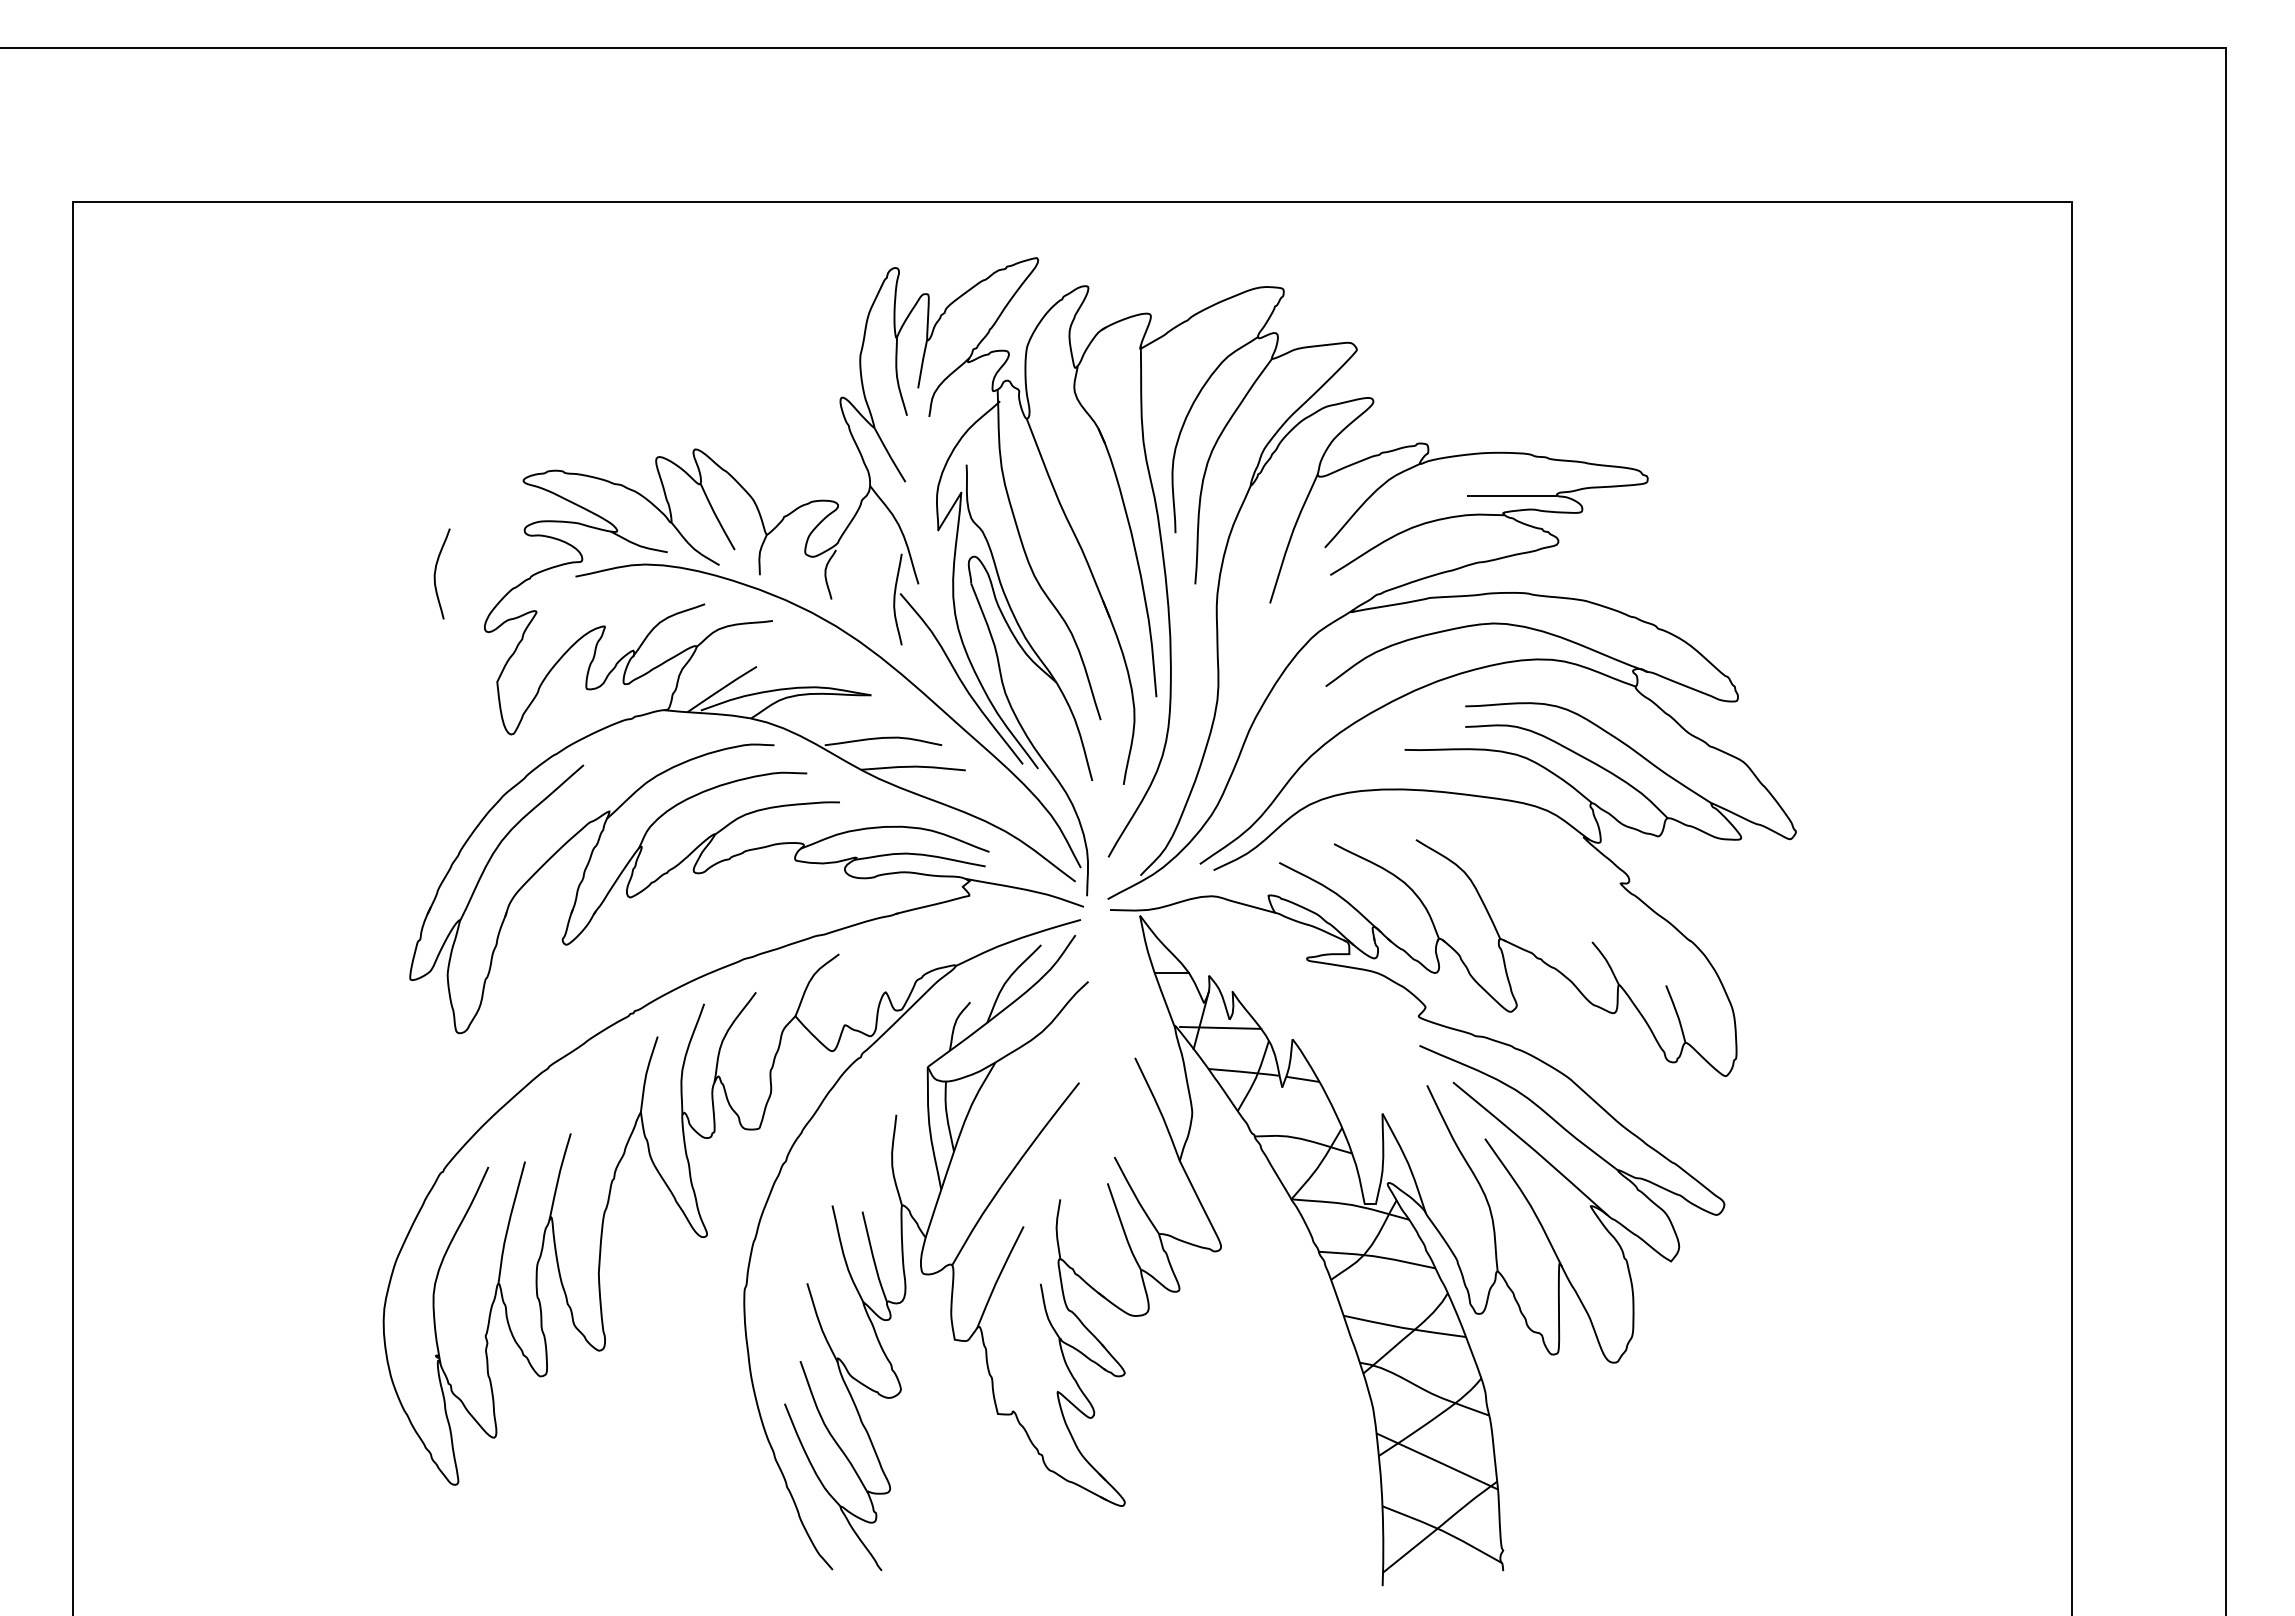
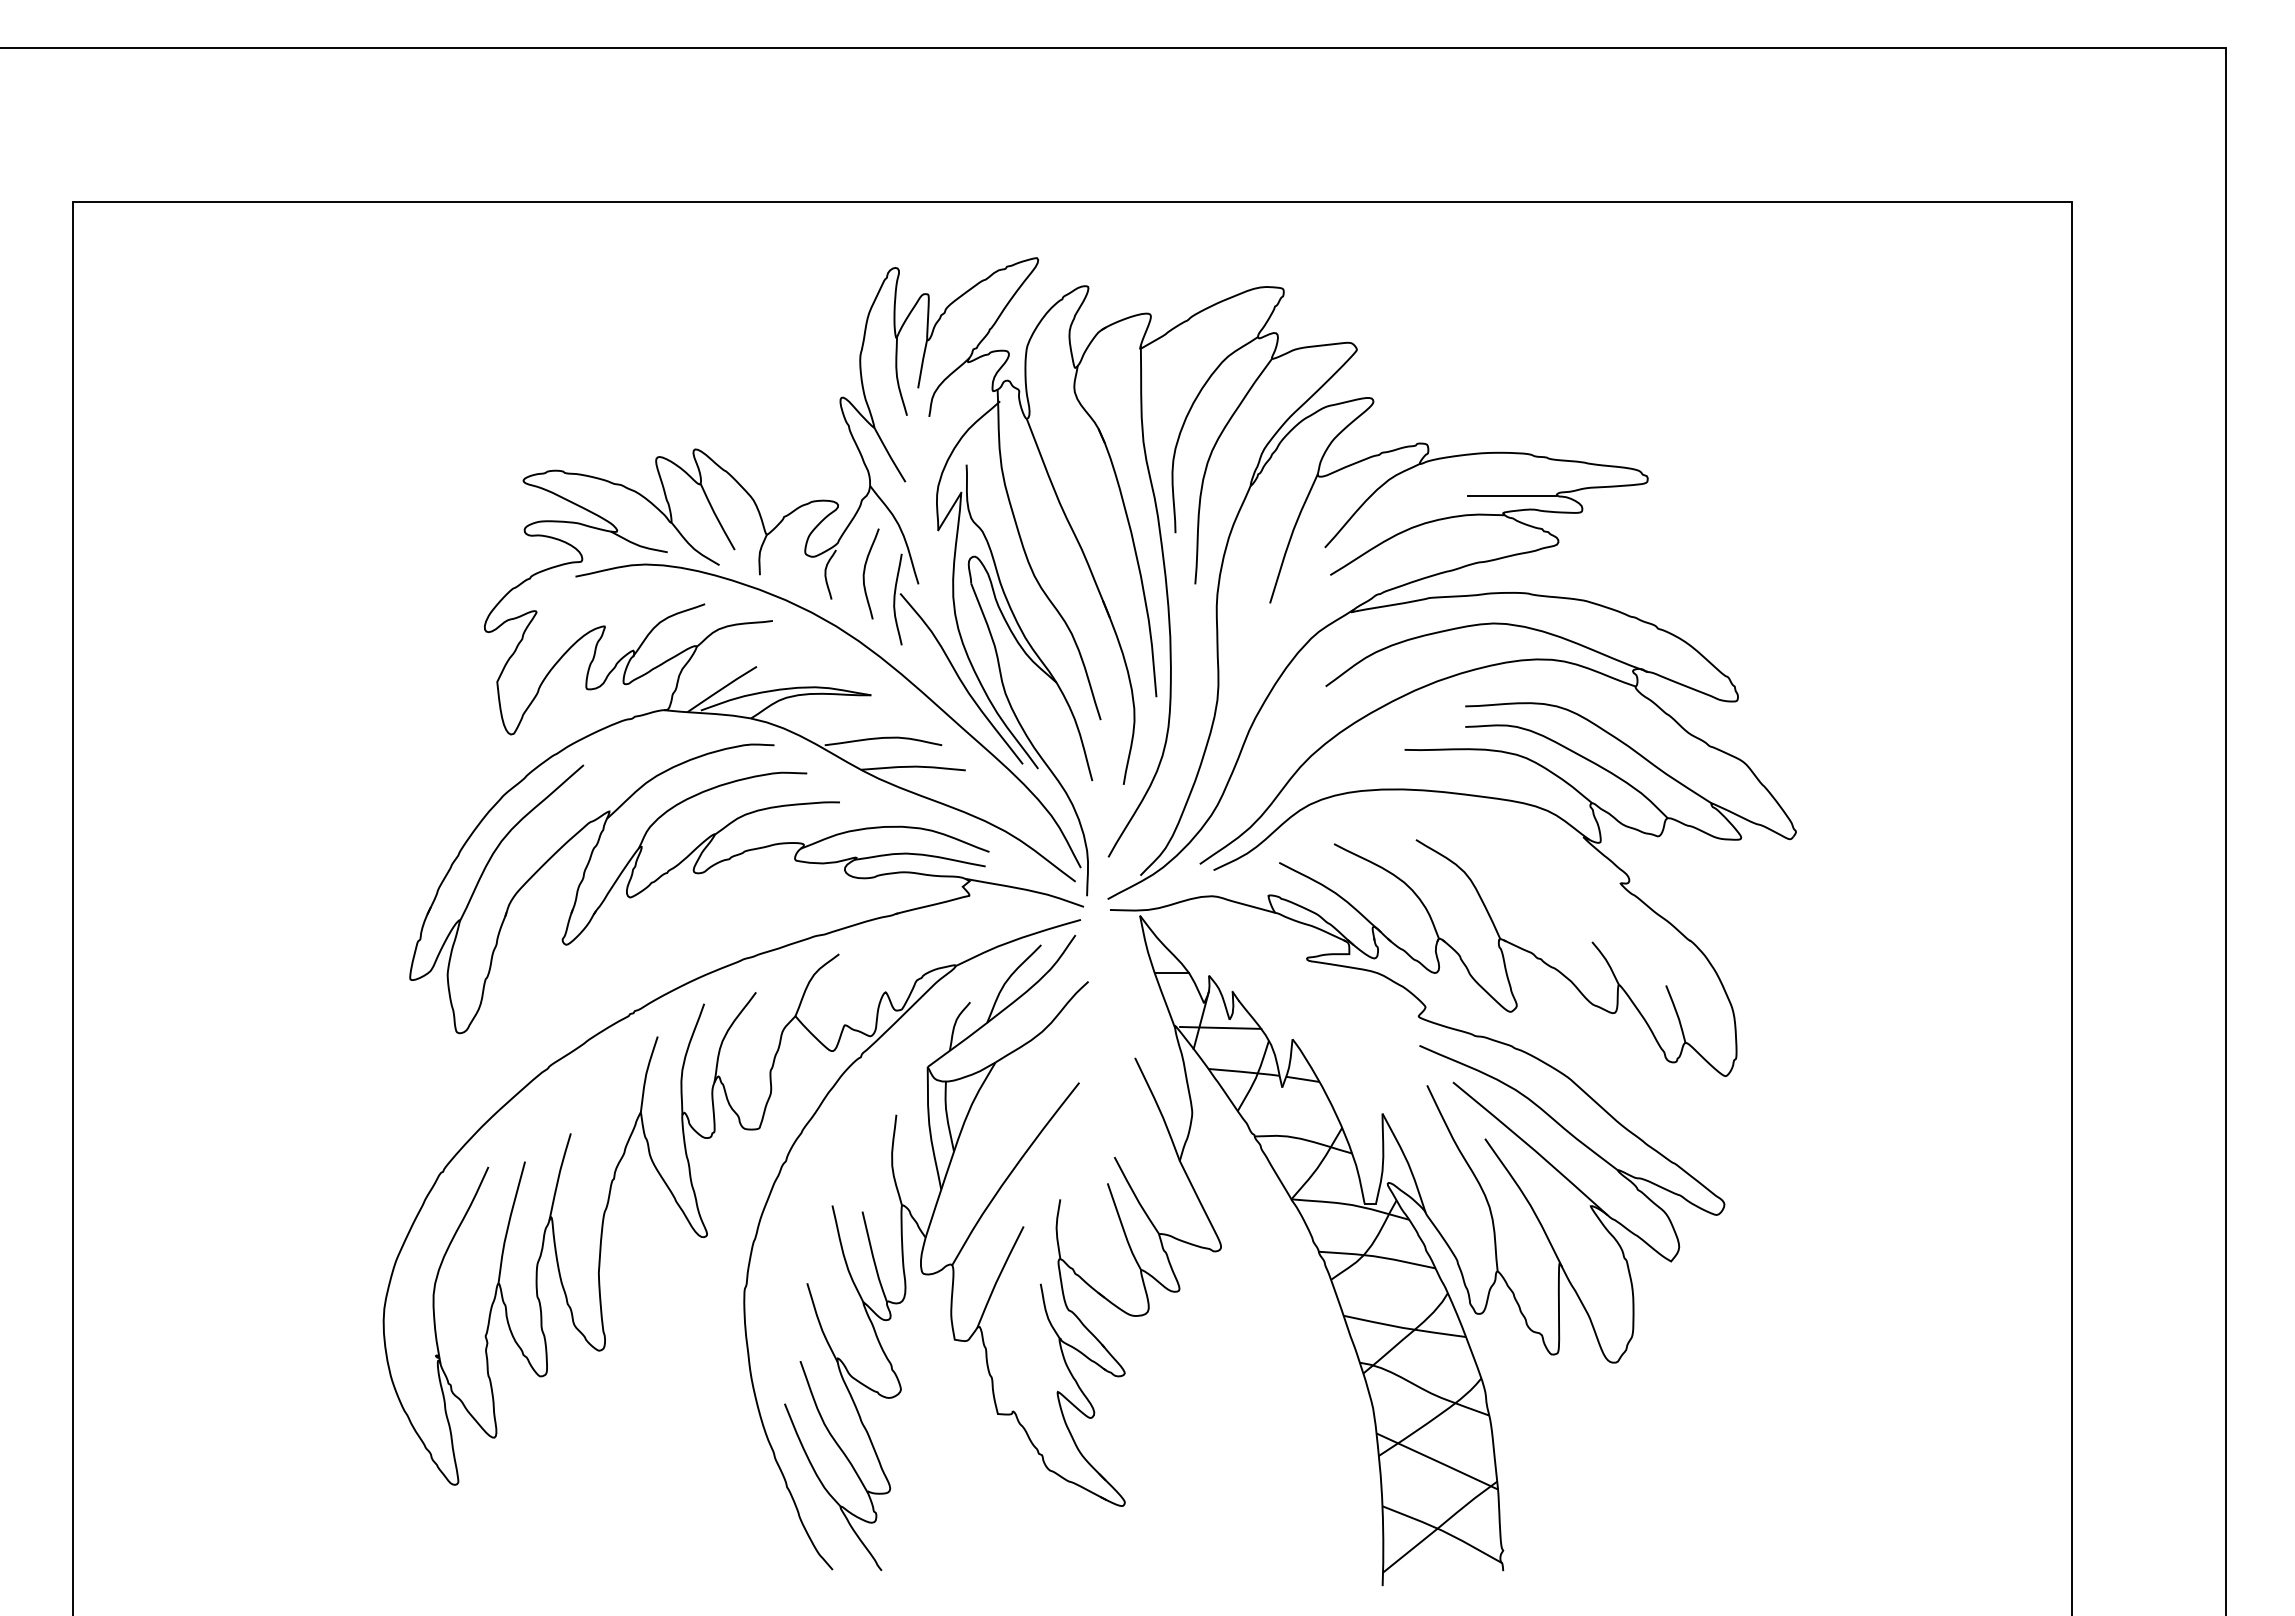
curve position: (436, 571) -> (865, 571) (865, 571)
